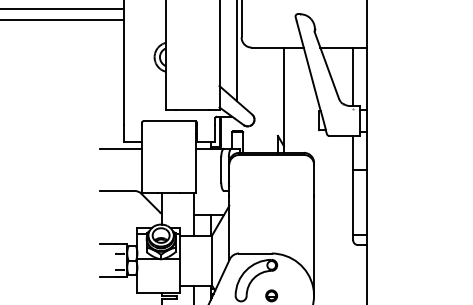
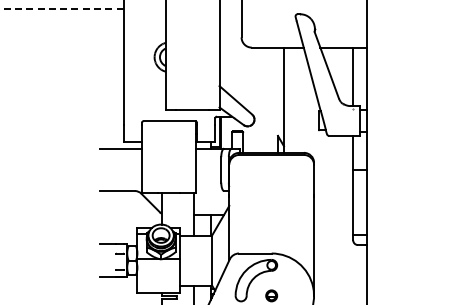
line: solid -> dashed (61, 9)
line: present -> none (62, 19)
line: present -> none (236, 51)
